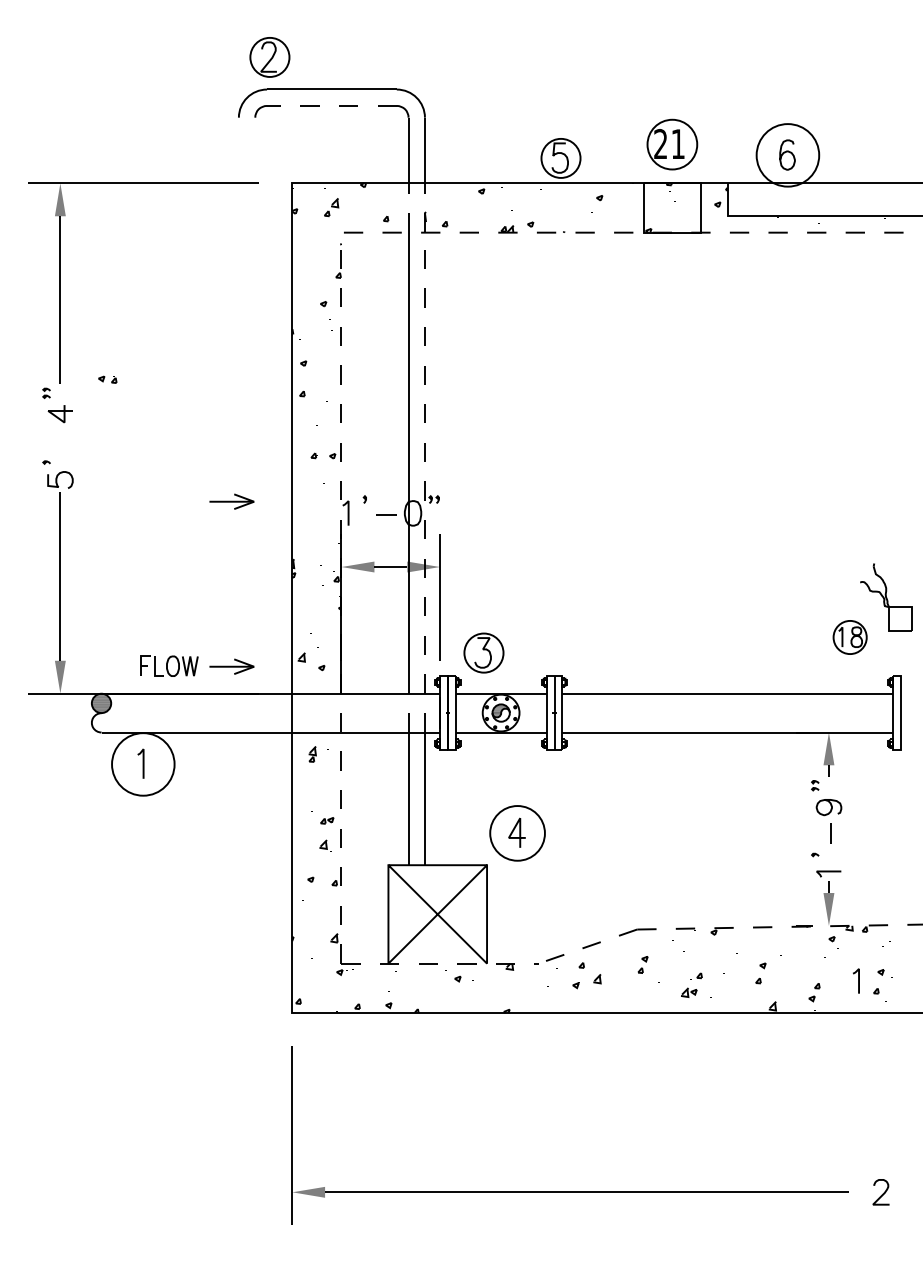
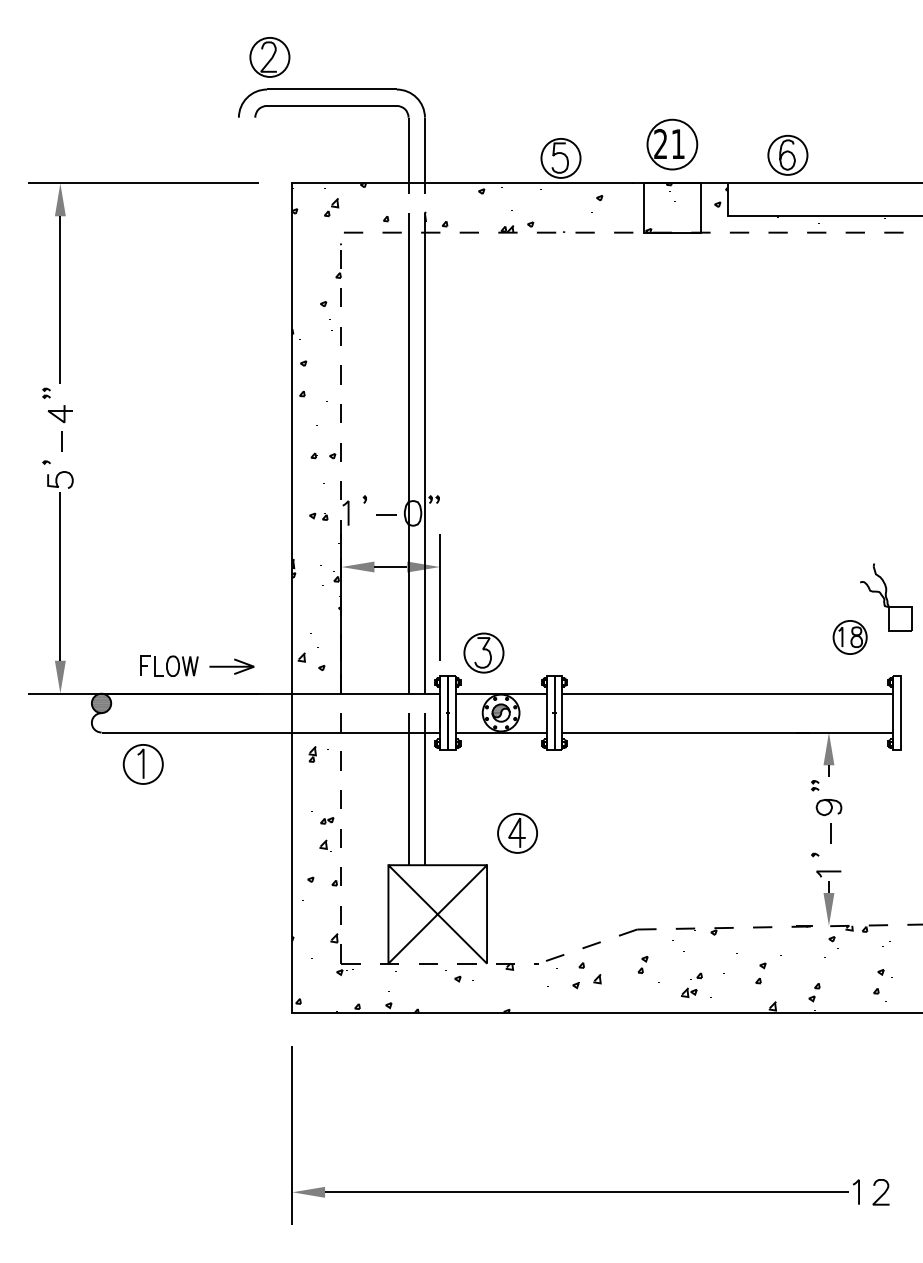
line: dashed -> solid (331, 105)
circle diameter: 63 px -> 39 px (787, 154)
part position: (107, 379) -> (318, 516) (318, 516)
line: none -> present (61, 441)
line: dashed -> solid (424, 462)
part: present -> none (231, 501)
circle diameter: 63 px -> 39 px (142, 763)
circle diameter: 55 px -> 39 px (517, 832)
line position: (858, 980) -> (858, 1191) (858, 1191)
